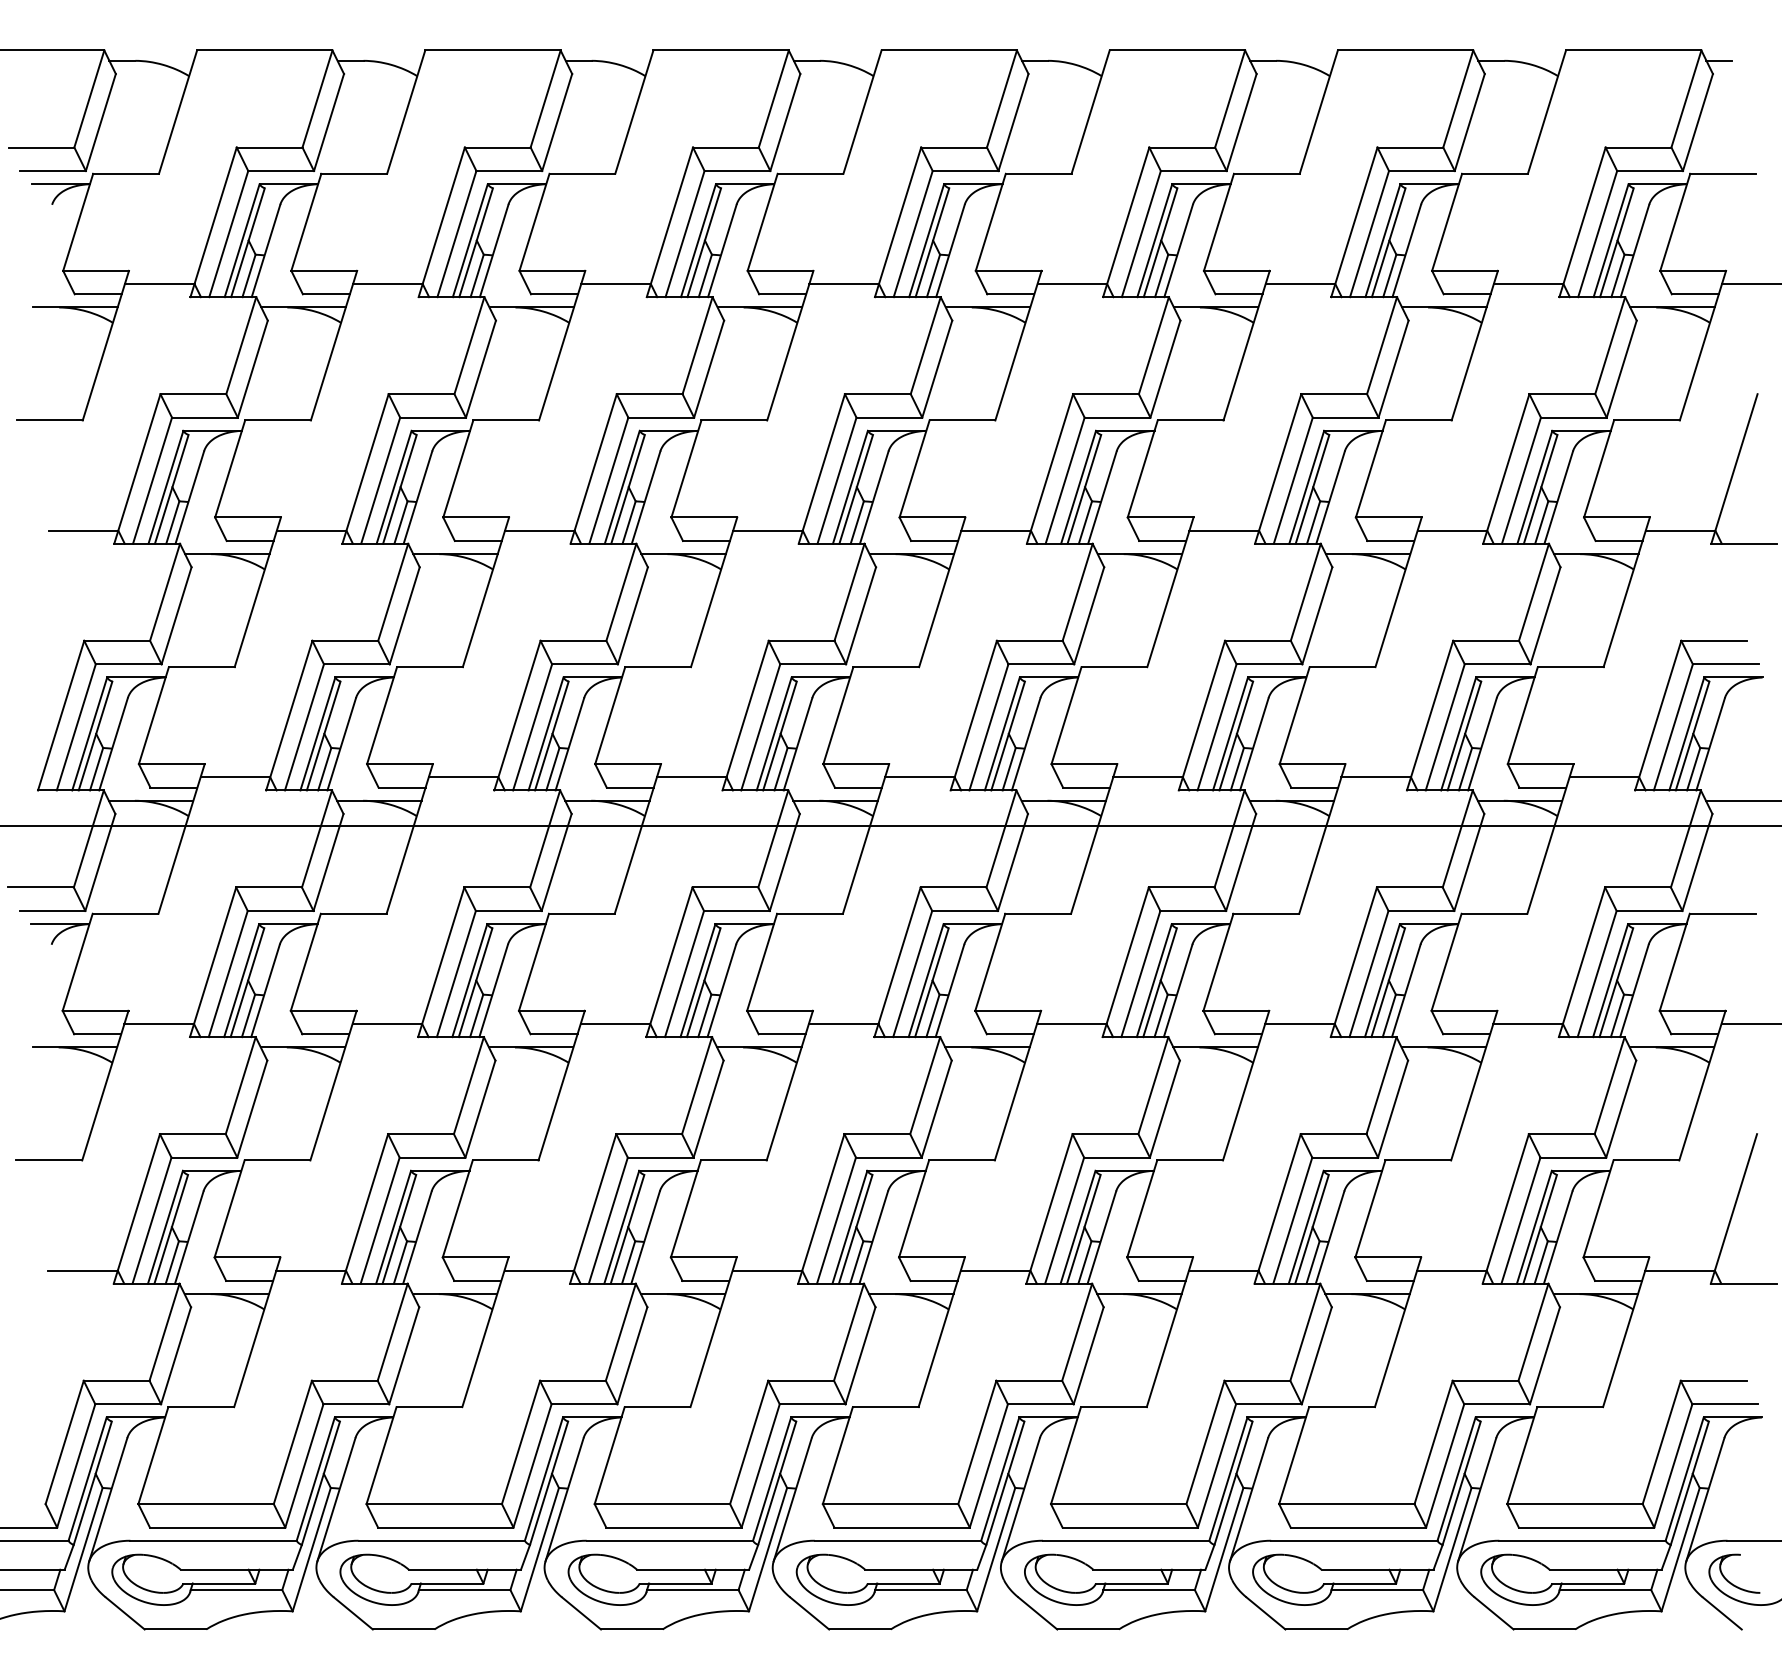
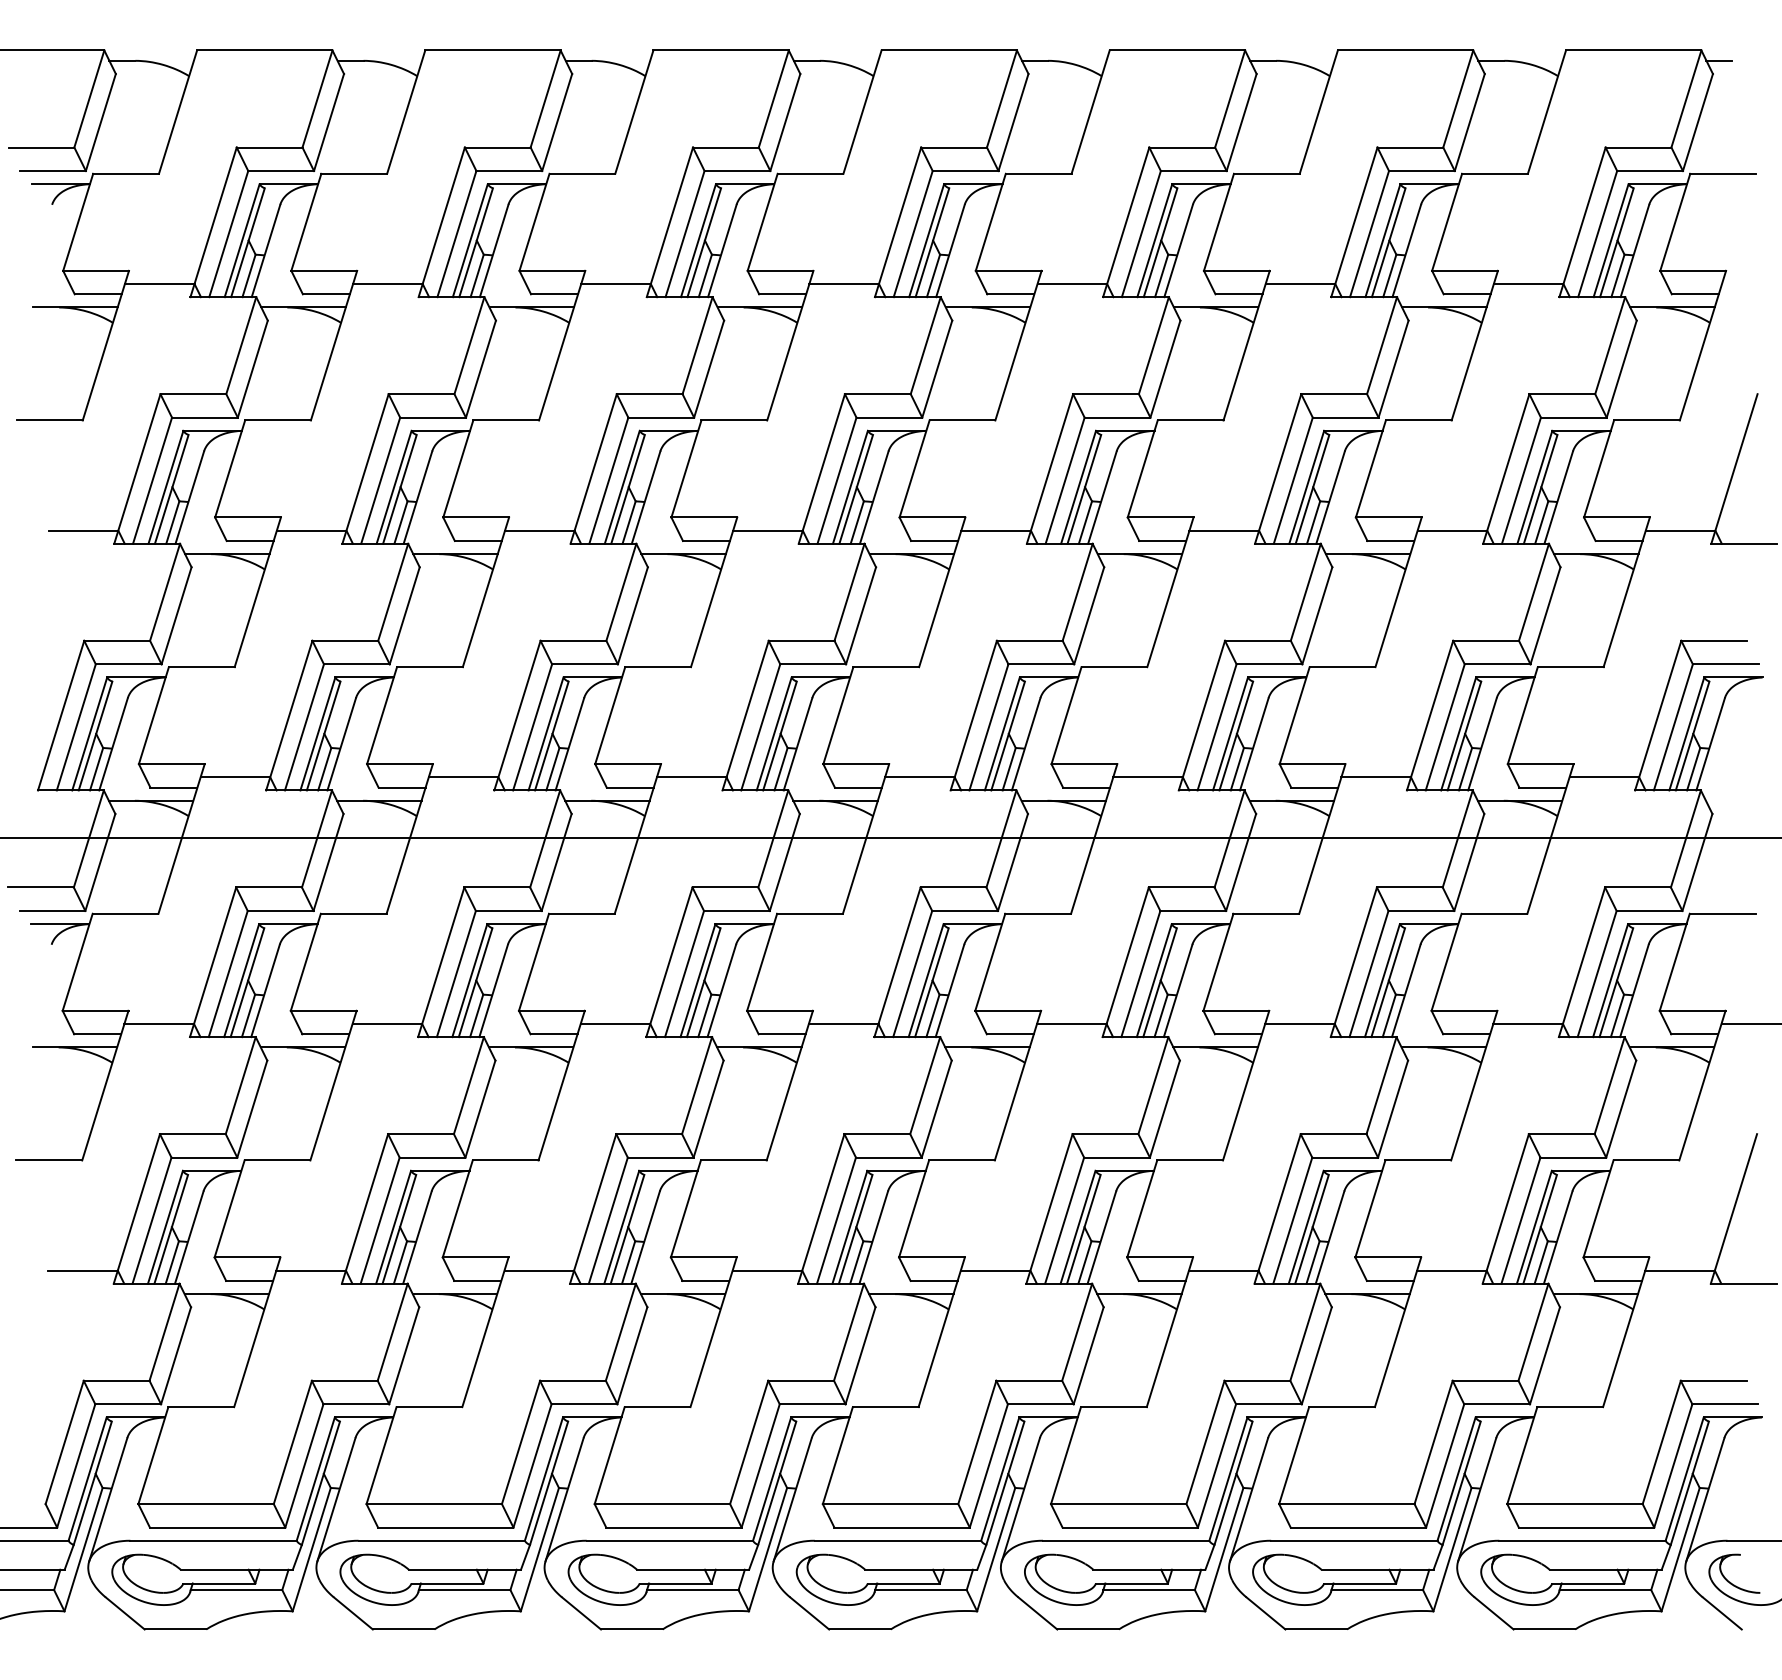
line: present -> none (1750, 284)
line: present -> none (1741, 800)
line position: (890, 825) -> (890, 837) (890, 837)
